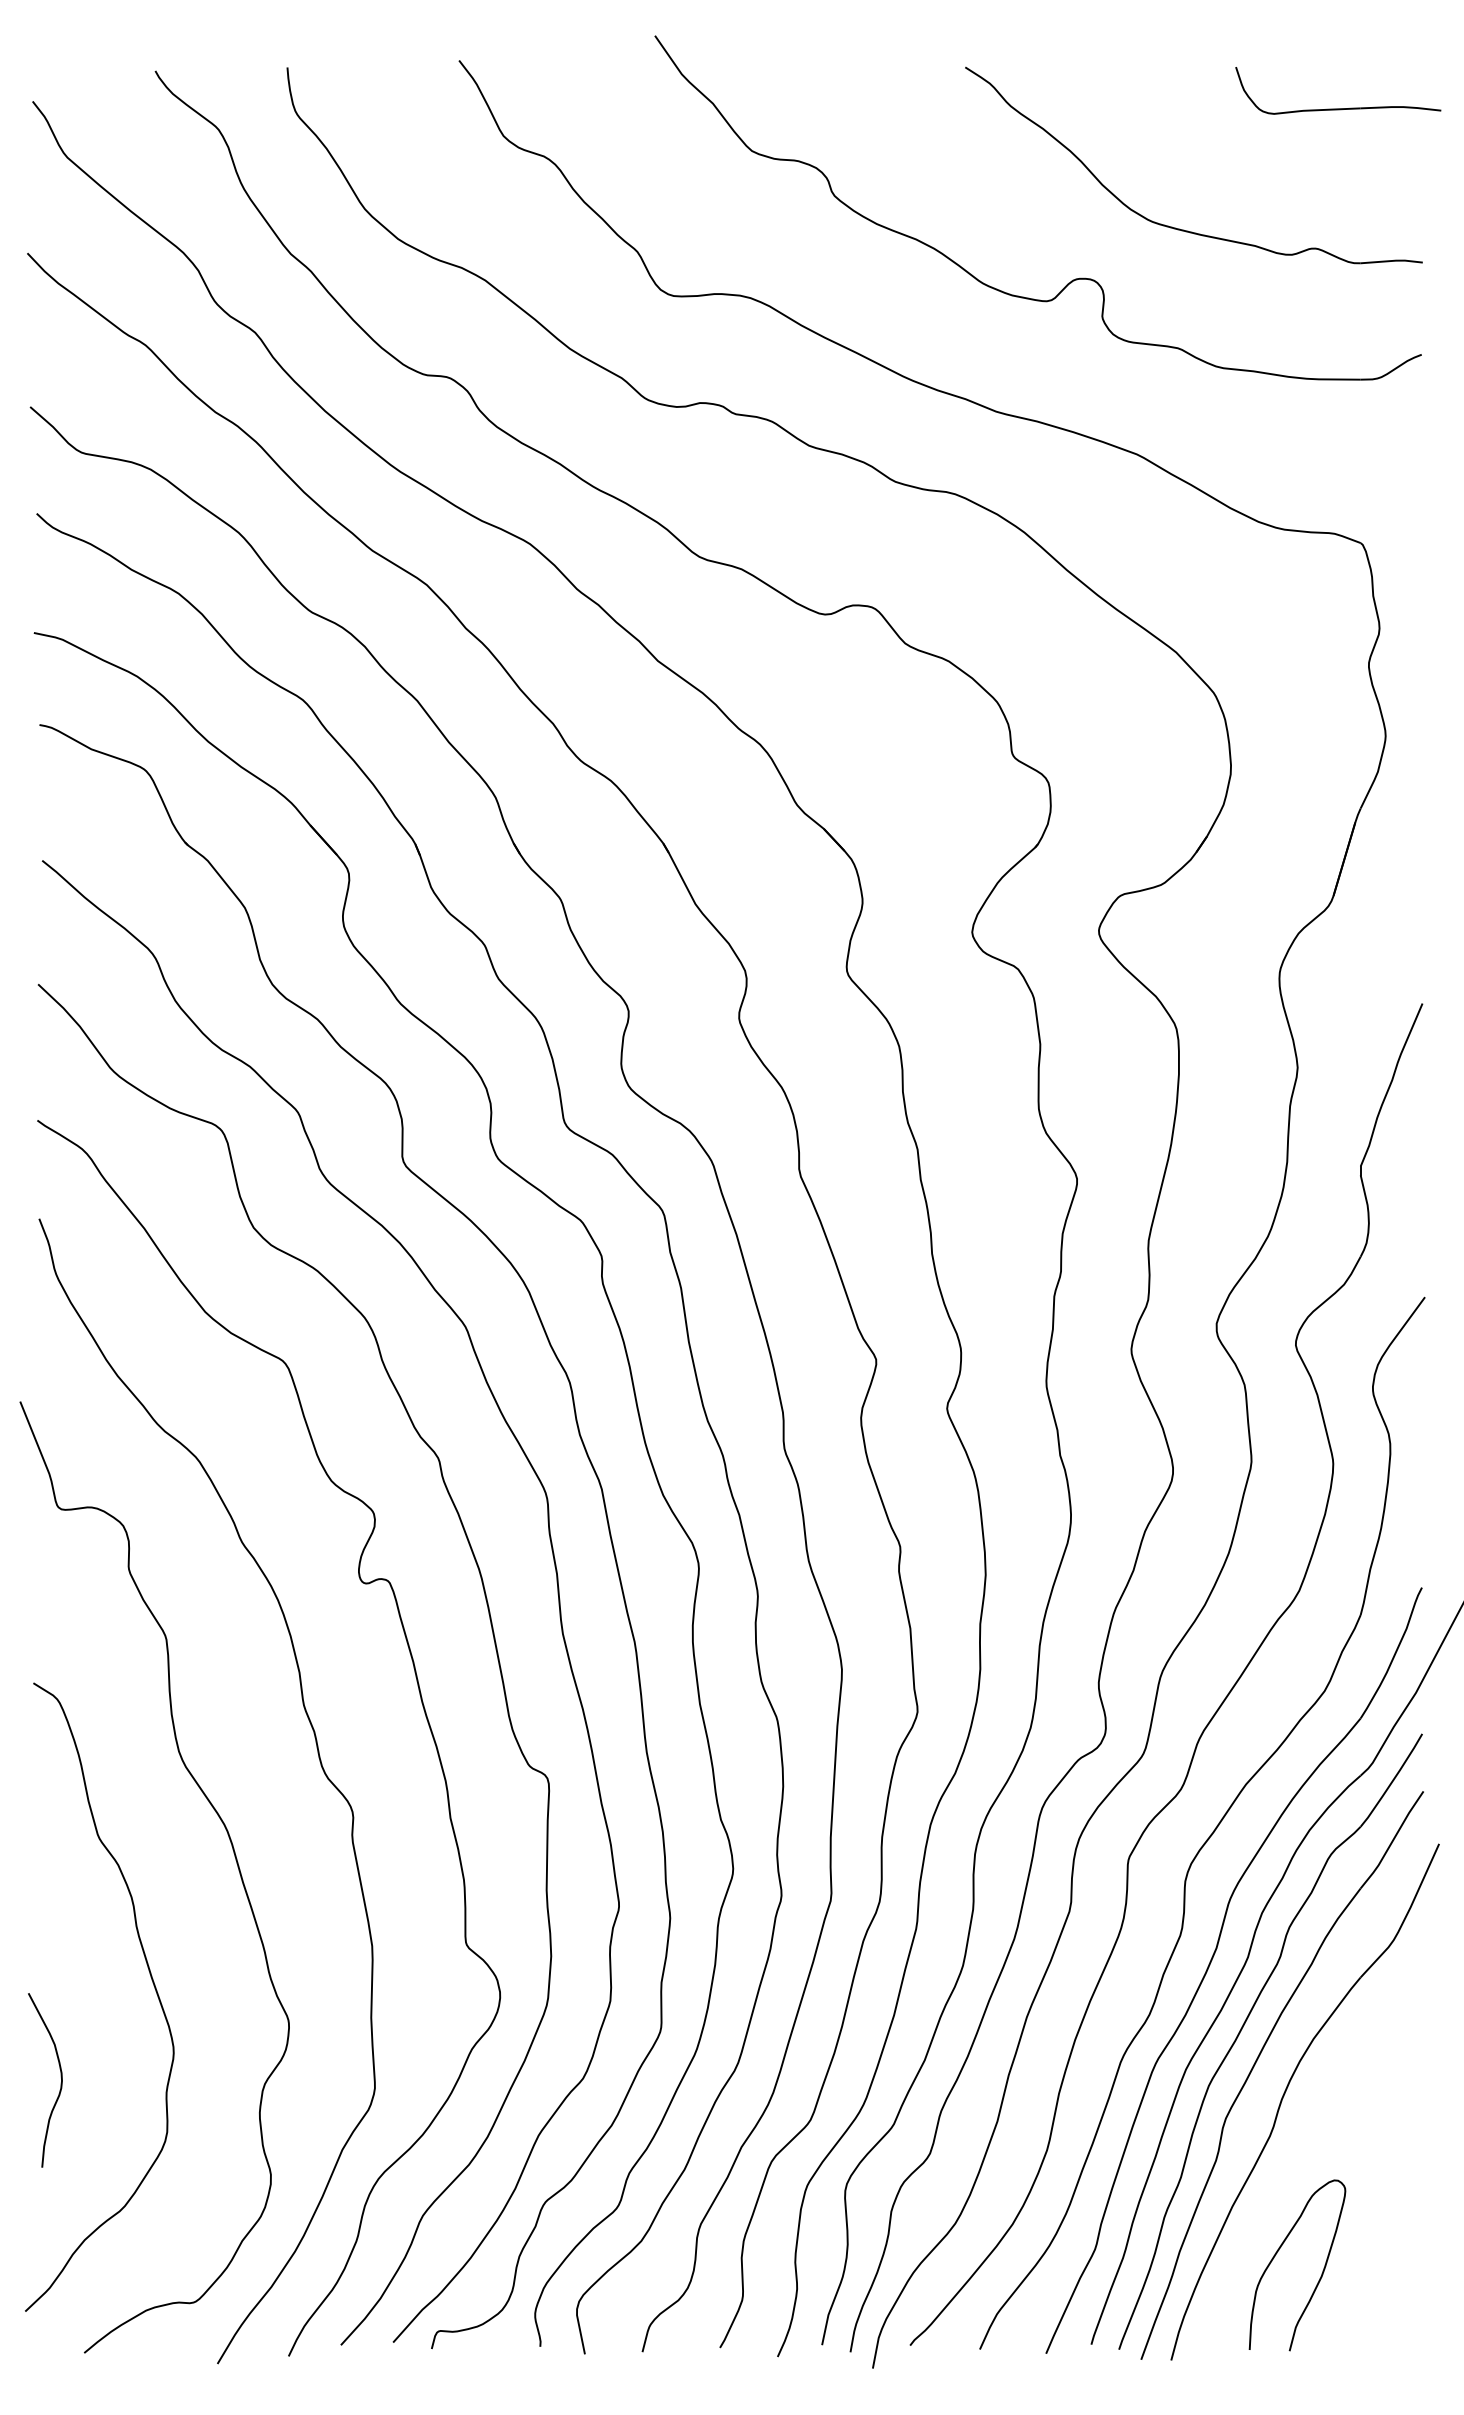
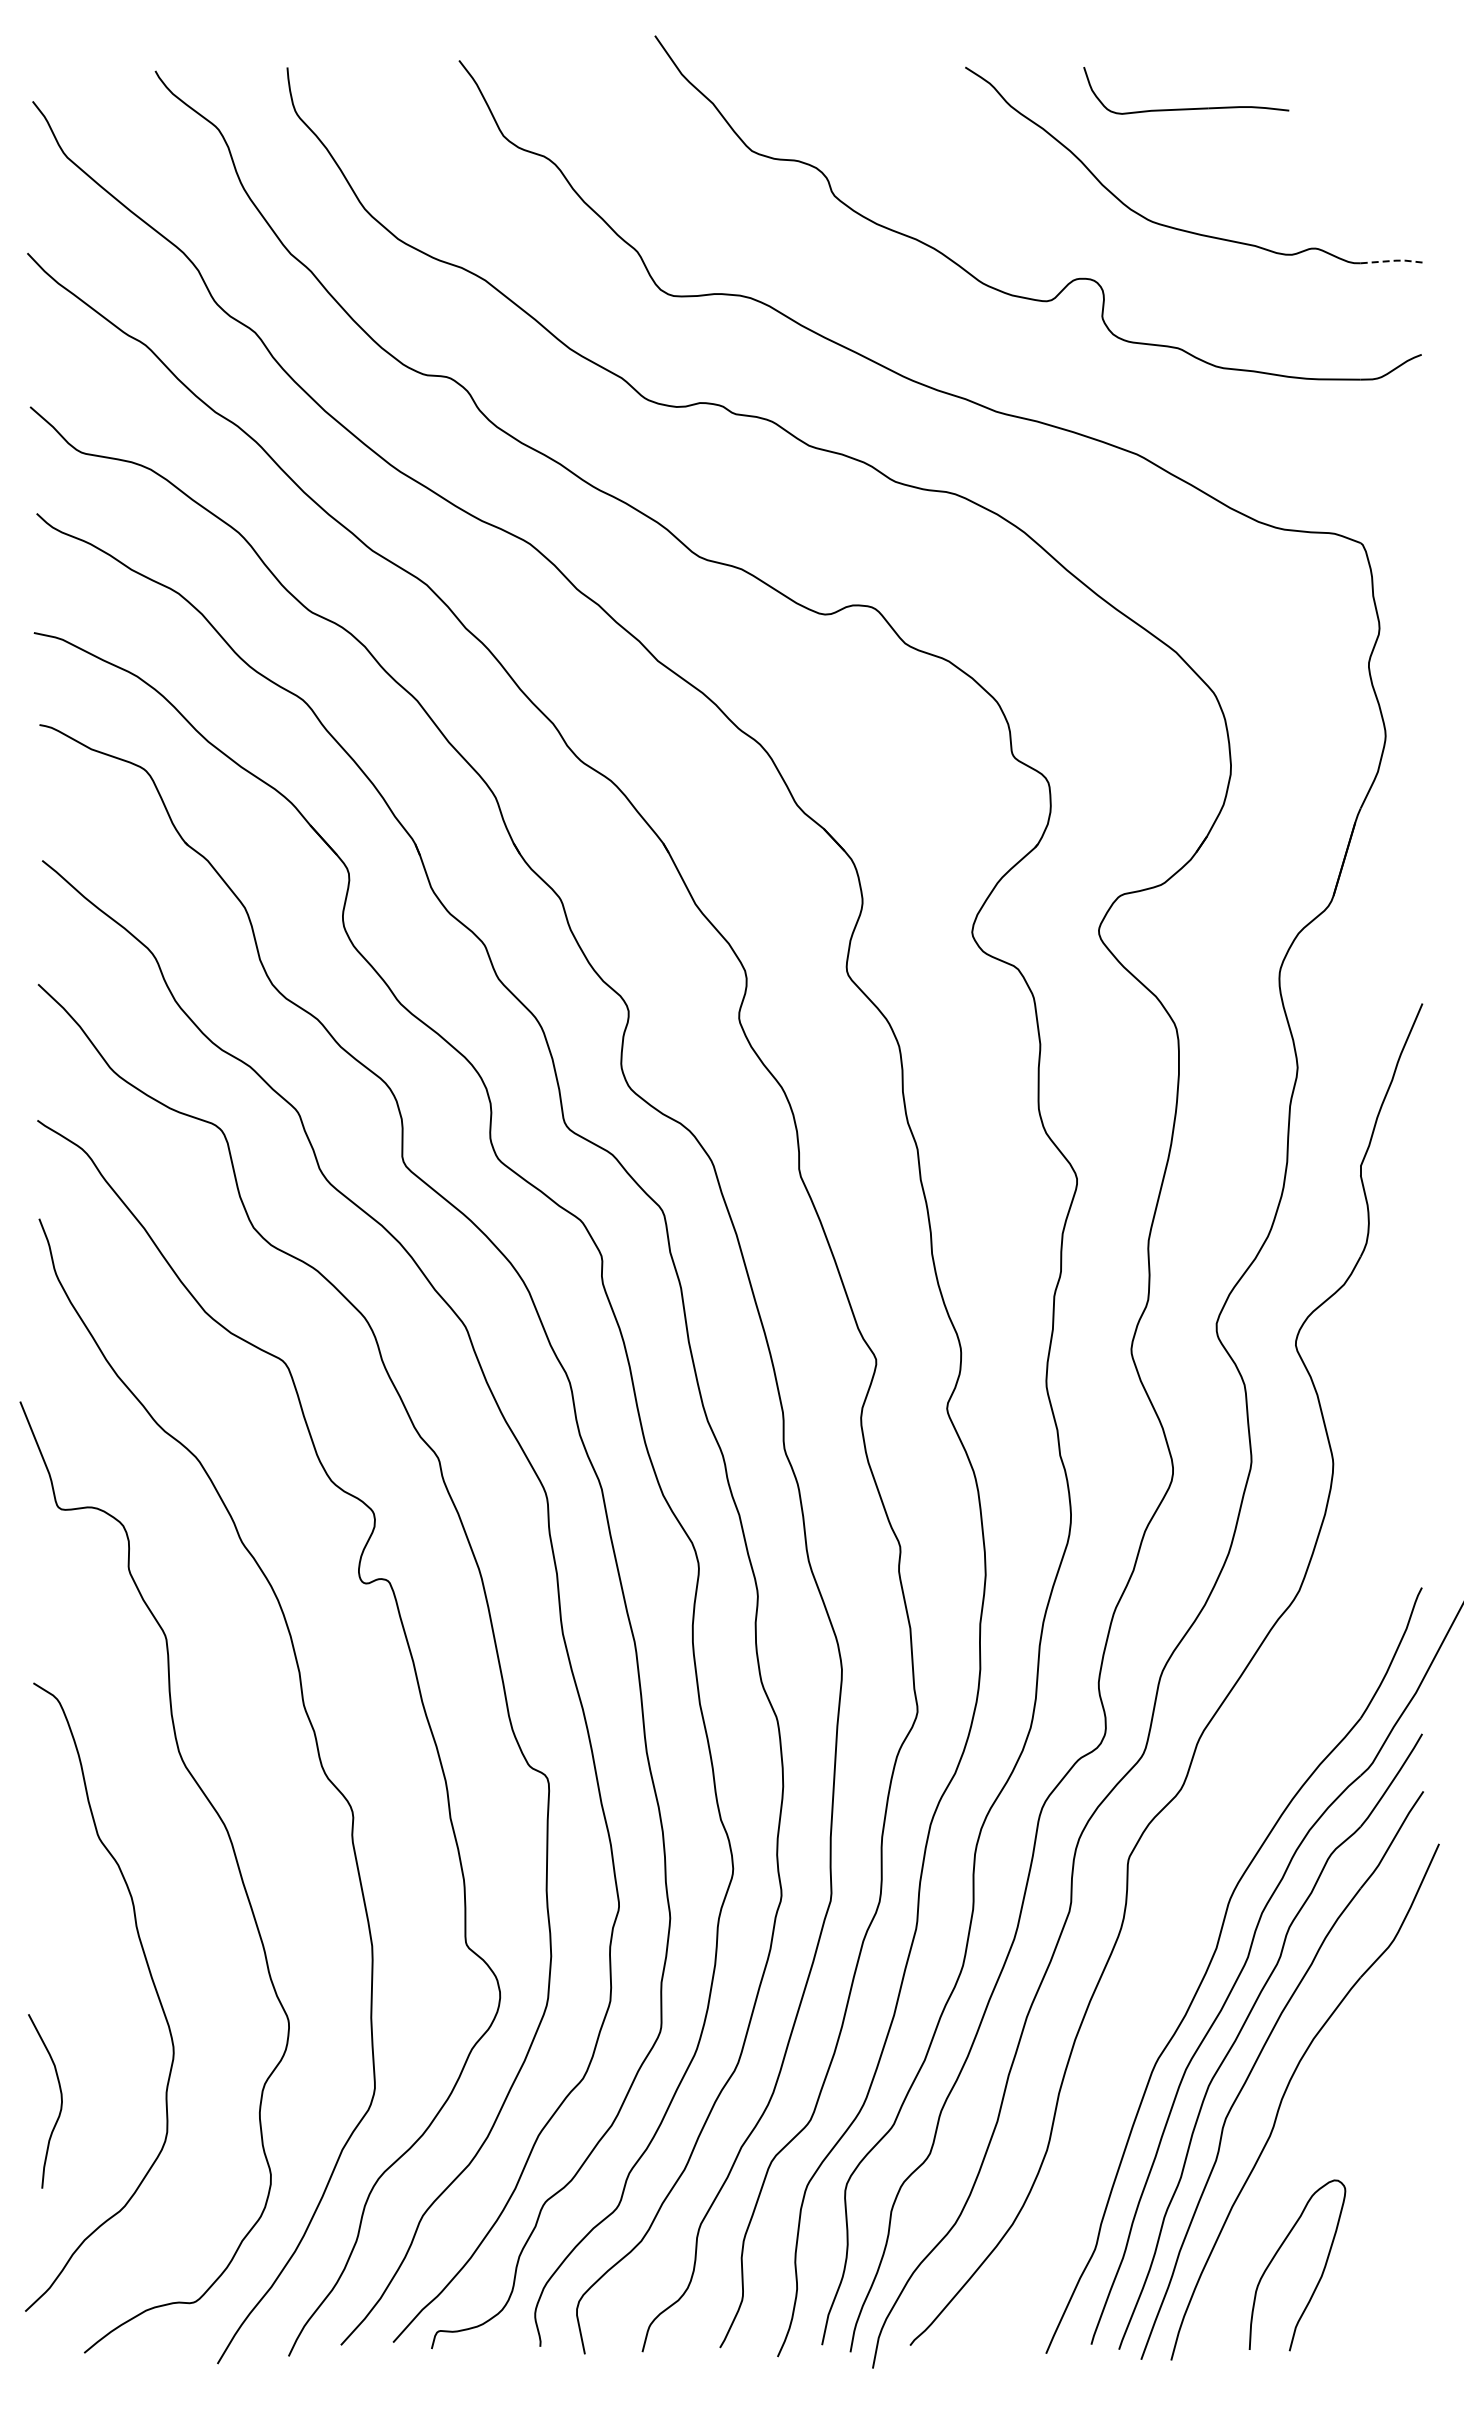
part position: (1338, 108) -> (1186, 108) (1186, 108)
line: solid -> dashed (1393, 260)
part: present -> none (1214, 1828)
curve position: (60, 2077) -> (60, 2098) (60, 2098)
